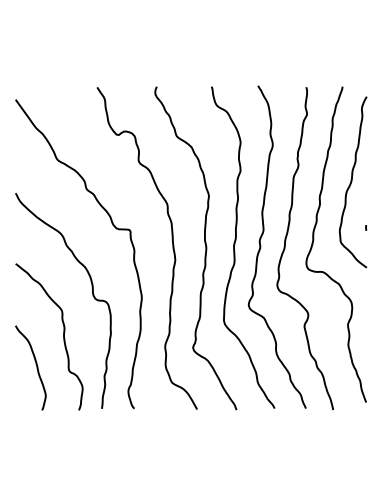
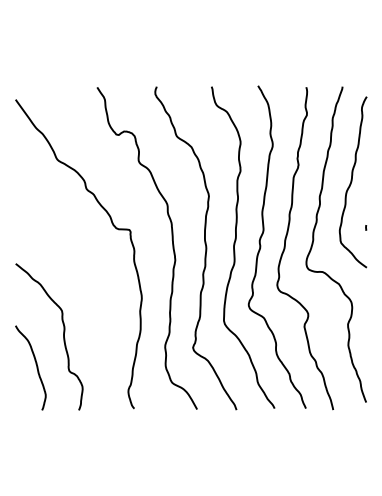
curve: present -> none (92, 295)
